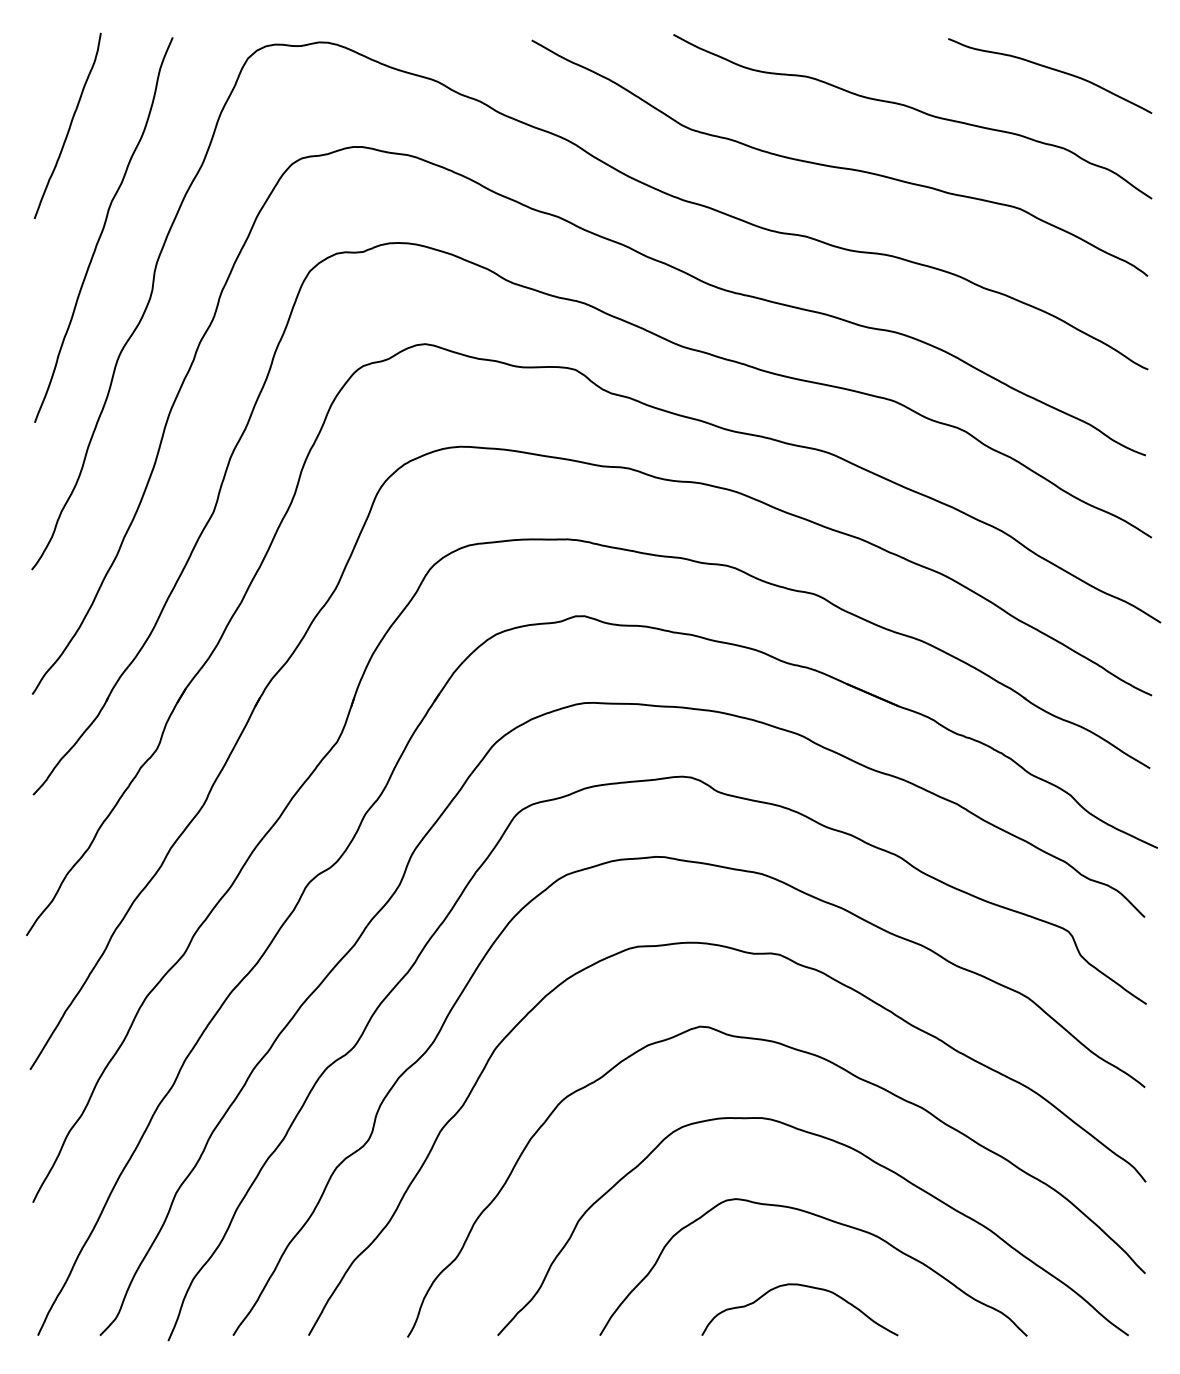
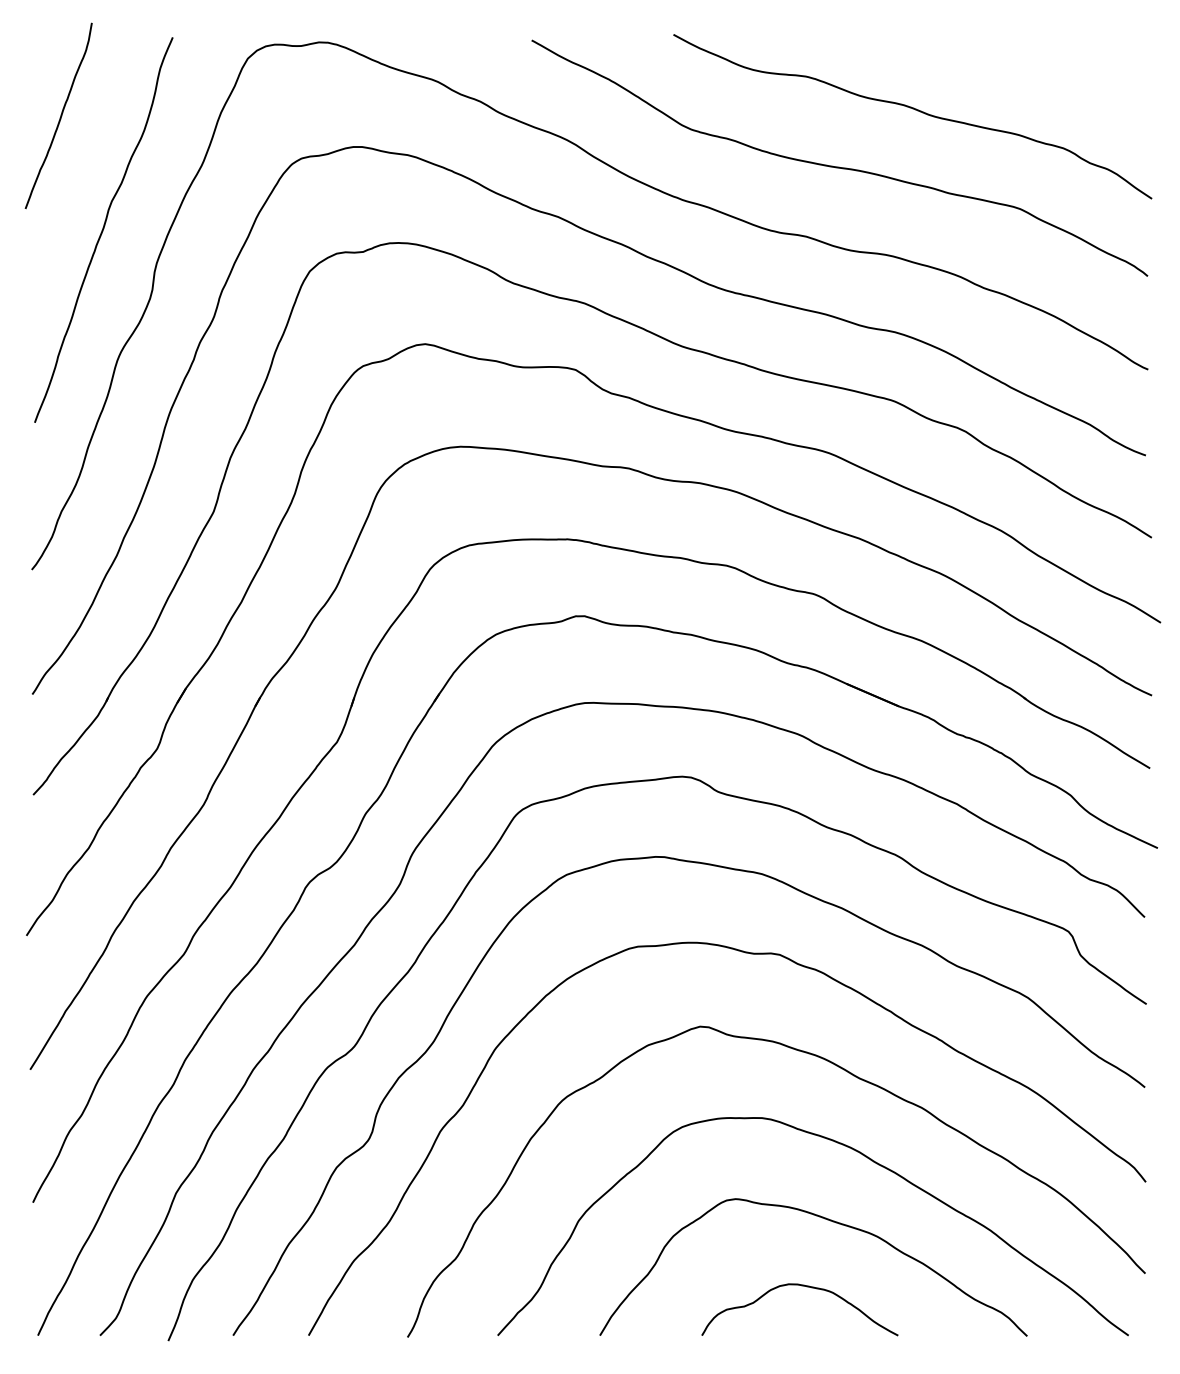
curve: present -> none (1053, 70)
curve position: (69, 125) -> (60, 115) (60, 115)
